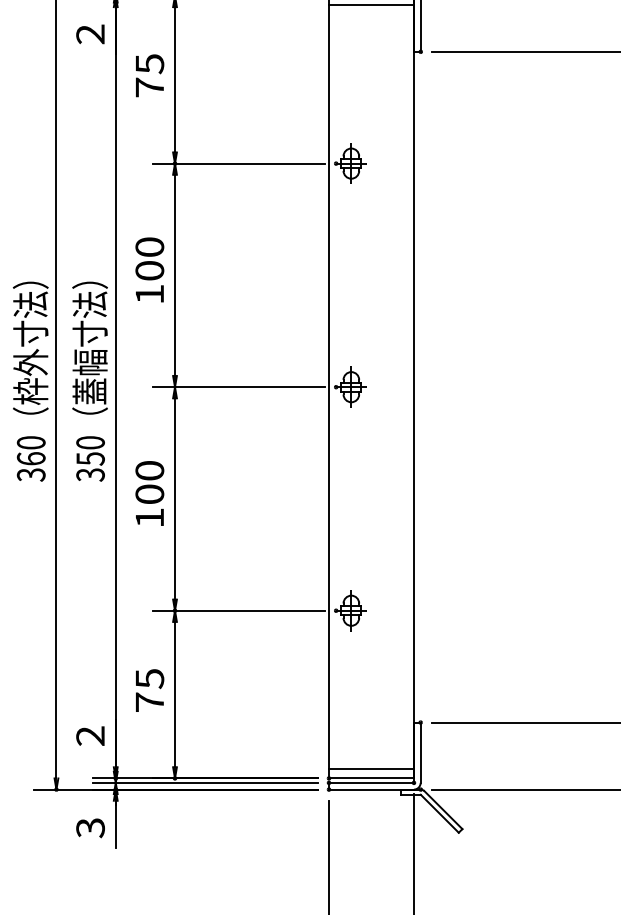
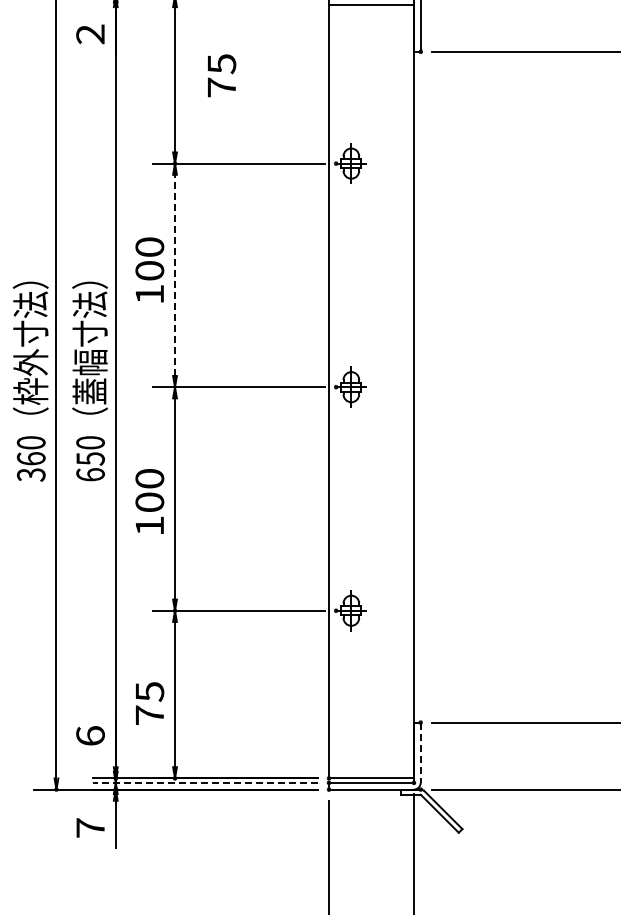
text position: (150, 75) -> (222, 75) (222, 75)
line: solid -> dashed (175, 275)
text: 350 -> 650 (90, 474)
text position: (149, 493) -> (149, 501) (149, 501)
text position: (150, 690) -> (150, 703) (150, 703)
text: 2 -> 6 (90, 735)
line: solid -> dashed (420, 753)
line: present -> none (371, 769)
line: solid -> dashed (205, 782)
text: 3 -> 7 (90, 828)
